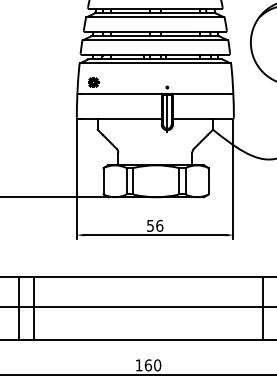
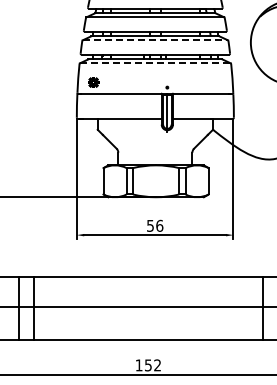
line: solid -> dashed (155, 40)
line: solid -> dashed (155, 63)
text: 160 -> 152 (152, 365)
